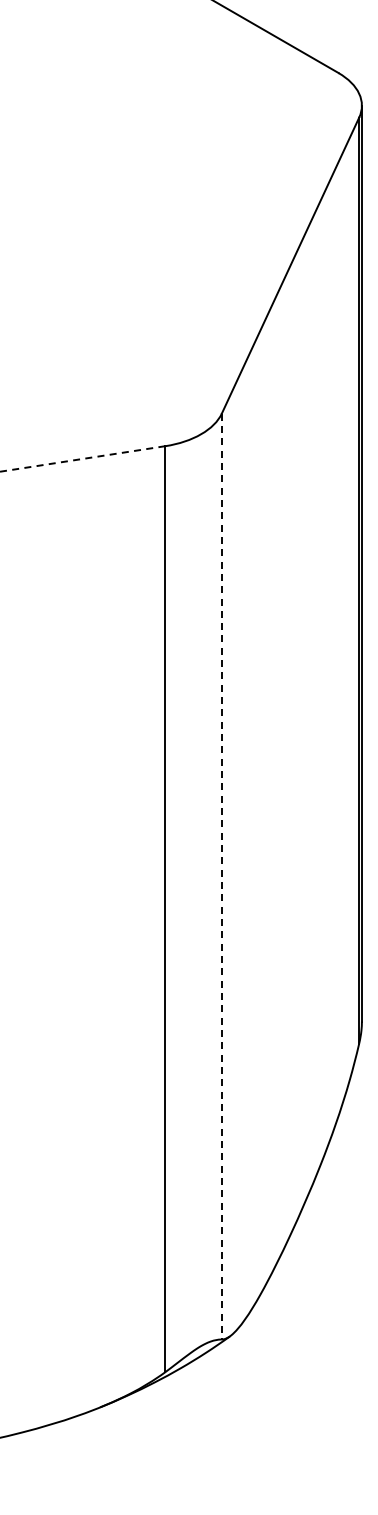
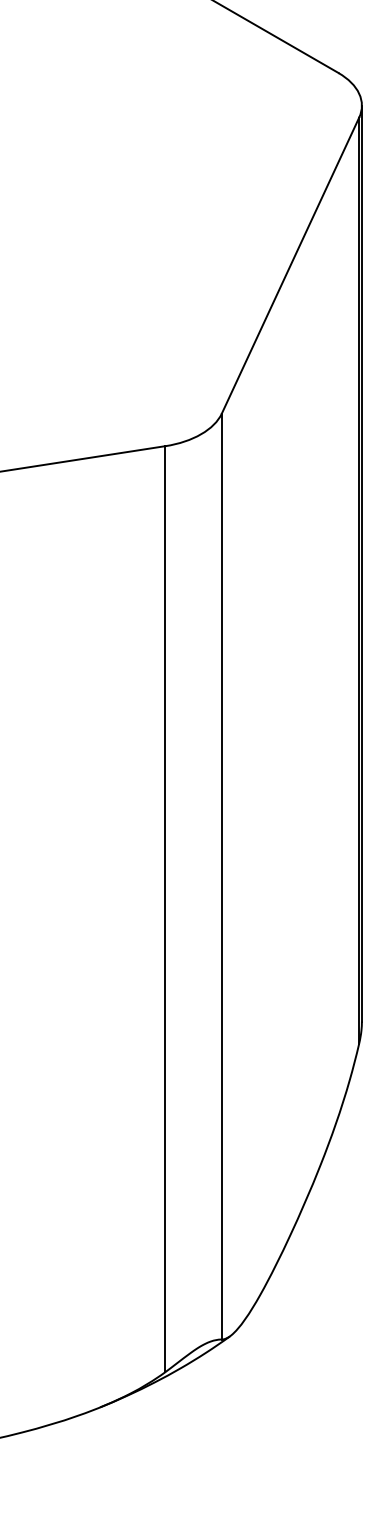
line: dashed -> solid (82, 459)
line: dashed -> solid (221, 877)
